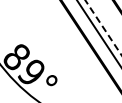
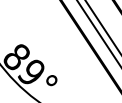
line: dashed -> solid (103, 27)
